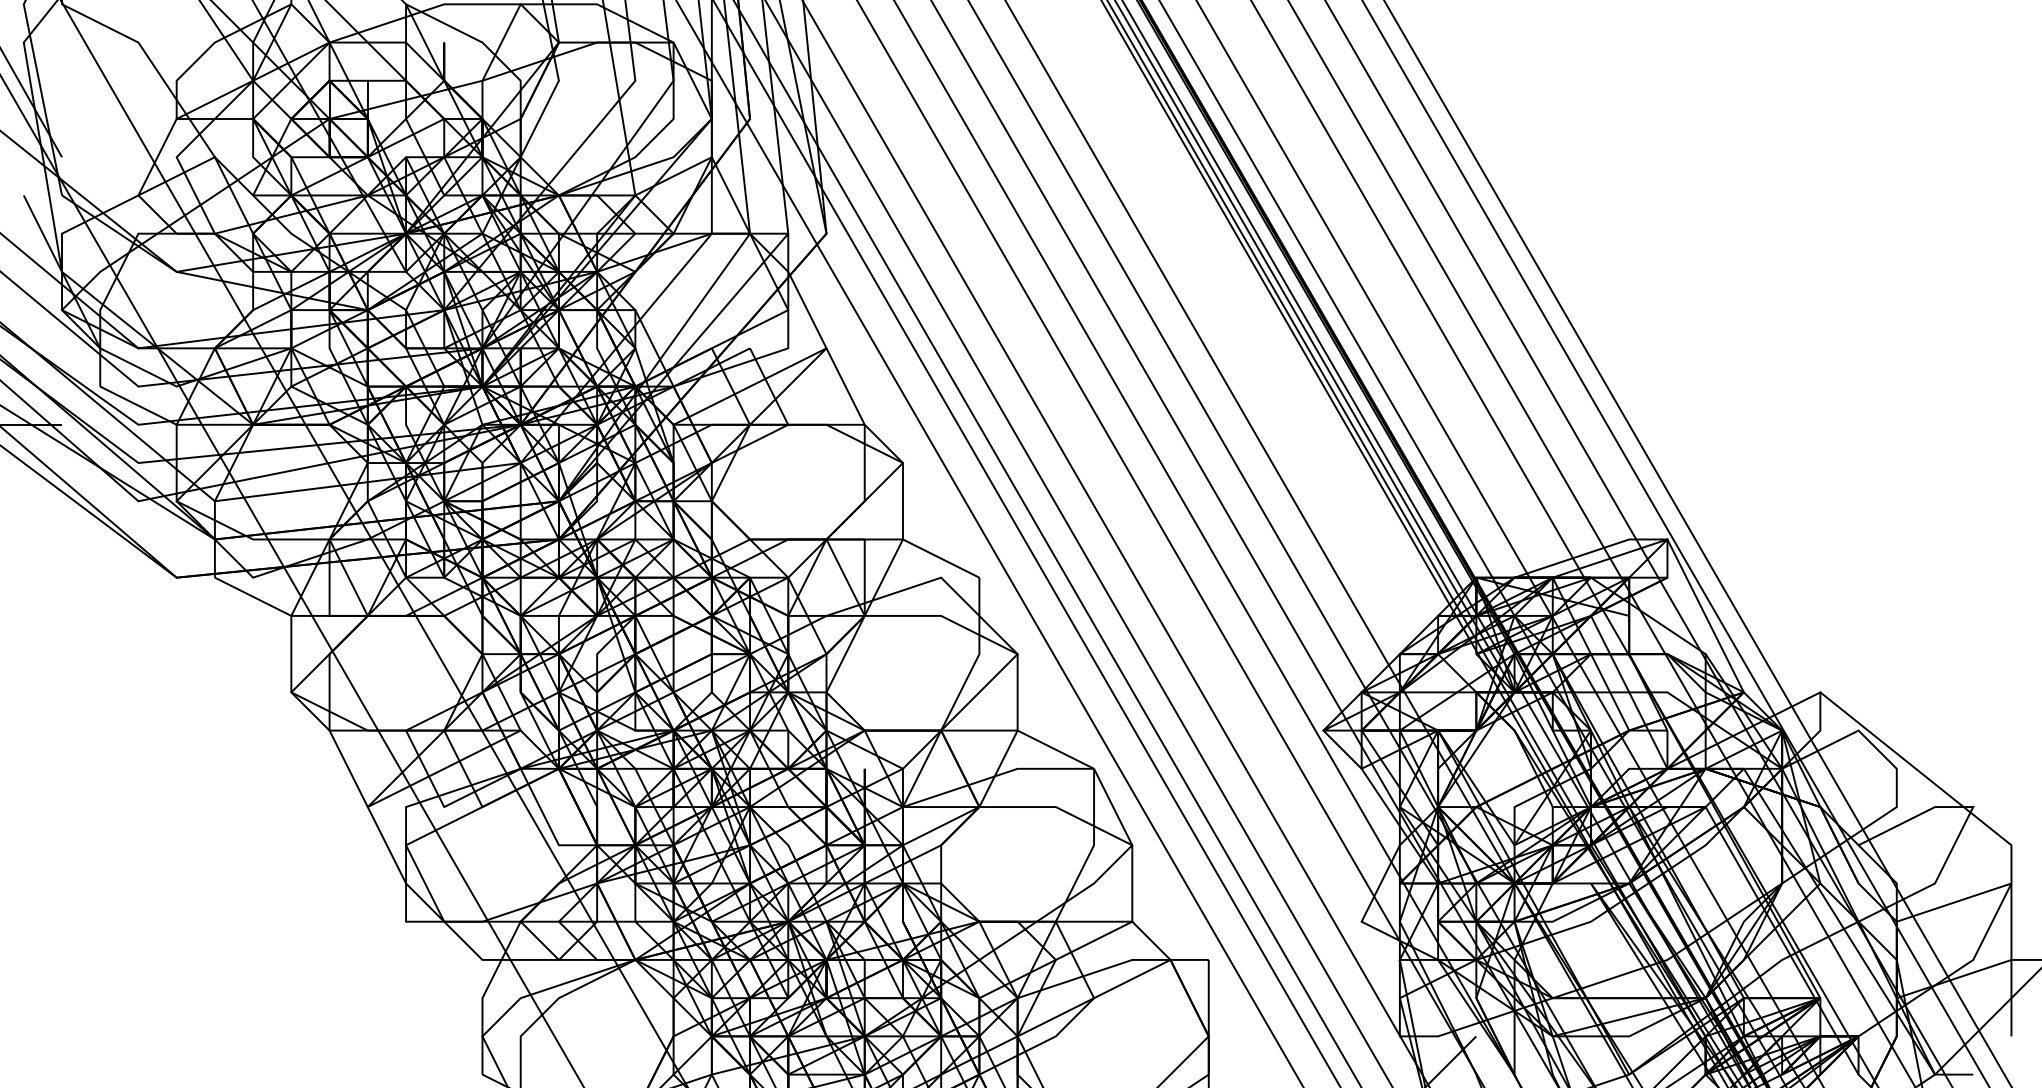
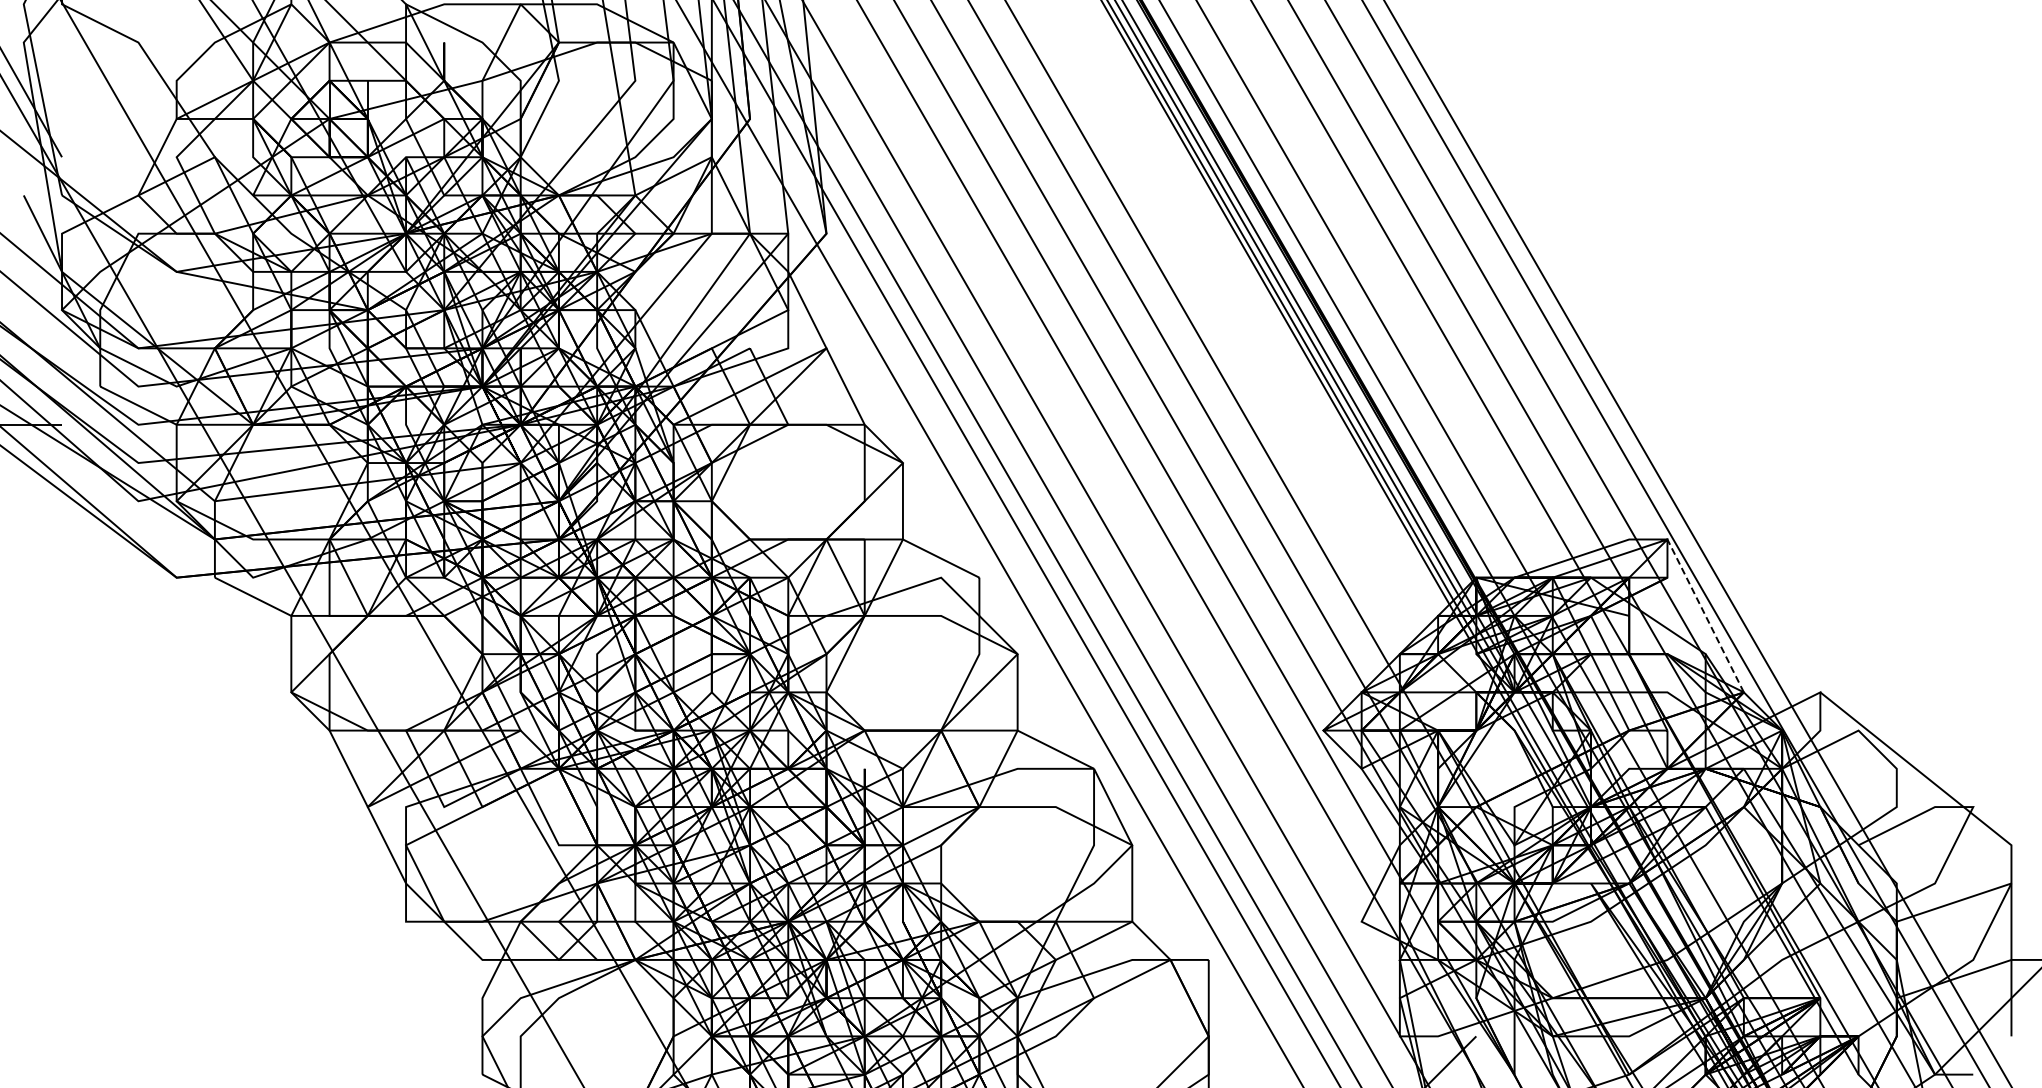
line: solid -> dashed (1705, 615)
